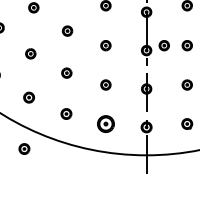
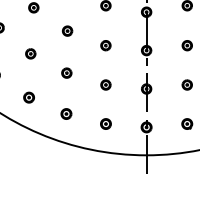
part: present -> none (163, 45)
part size: 18x18 px -> 12x12 px (105, 123)
part: present -> none (24, 148)
